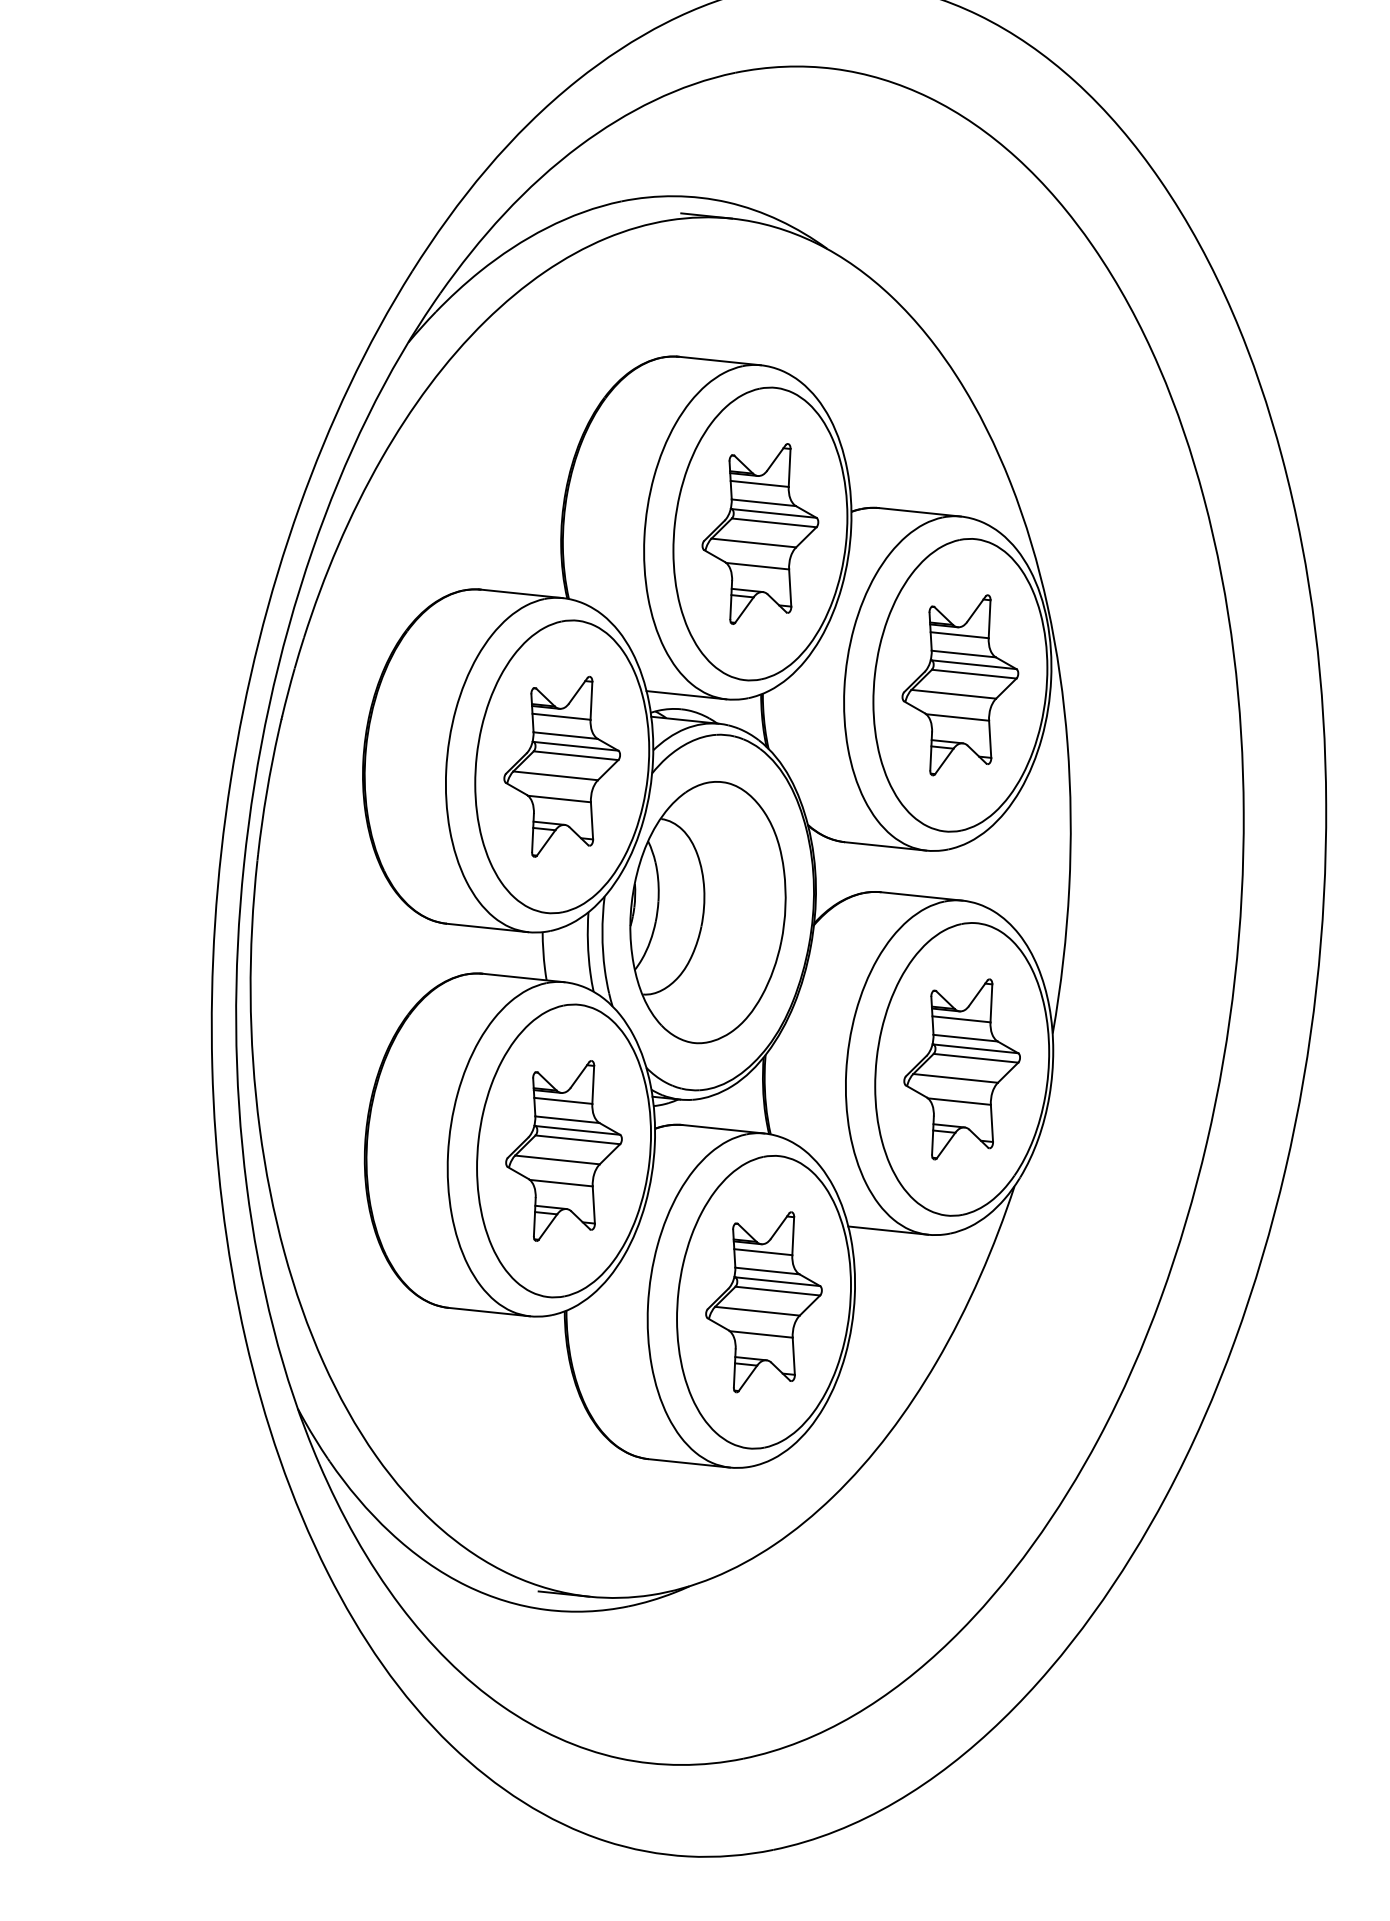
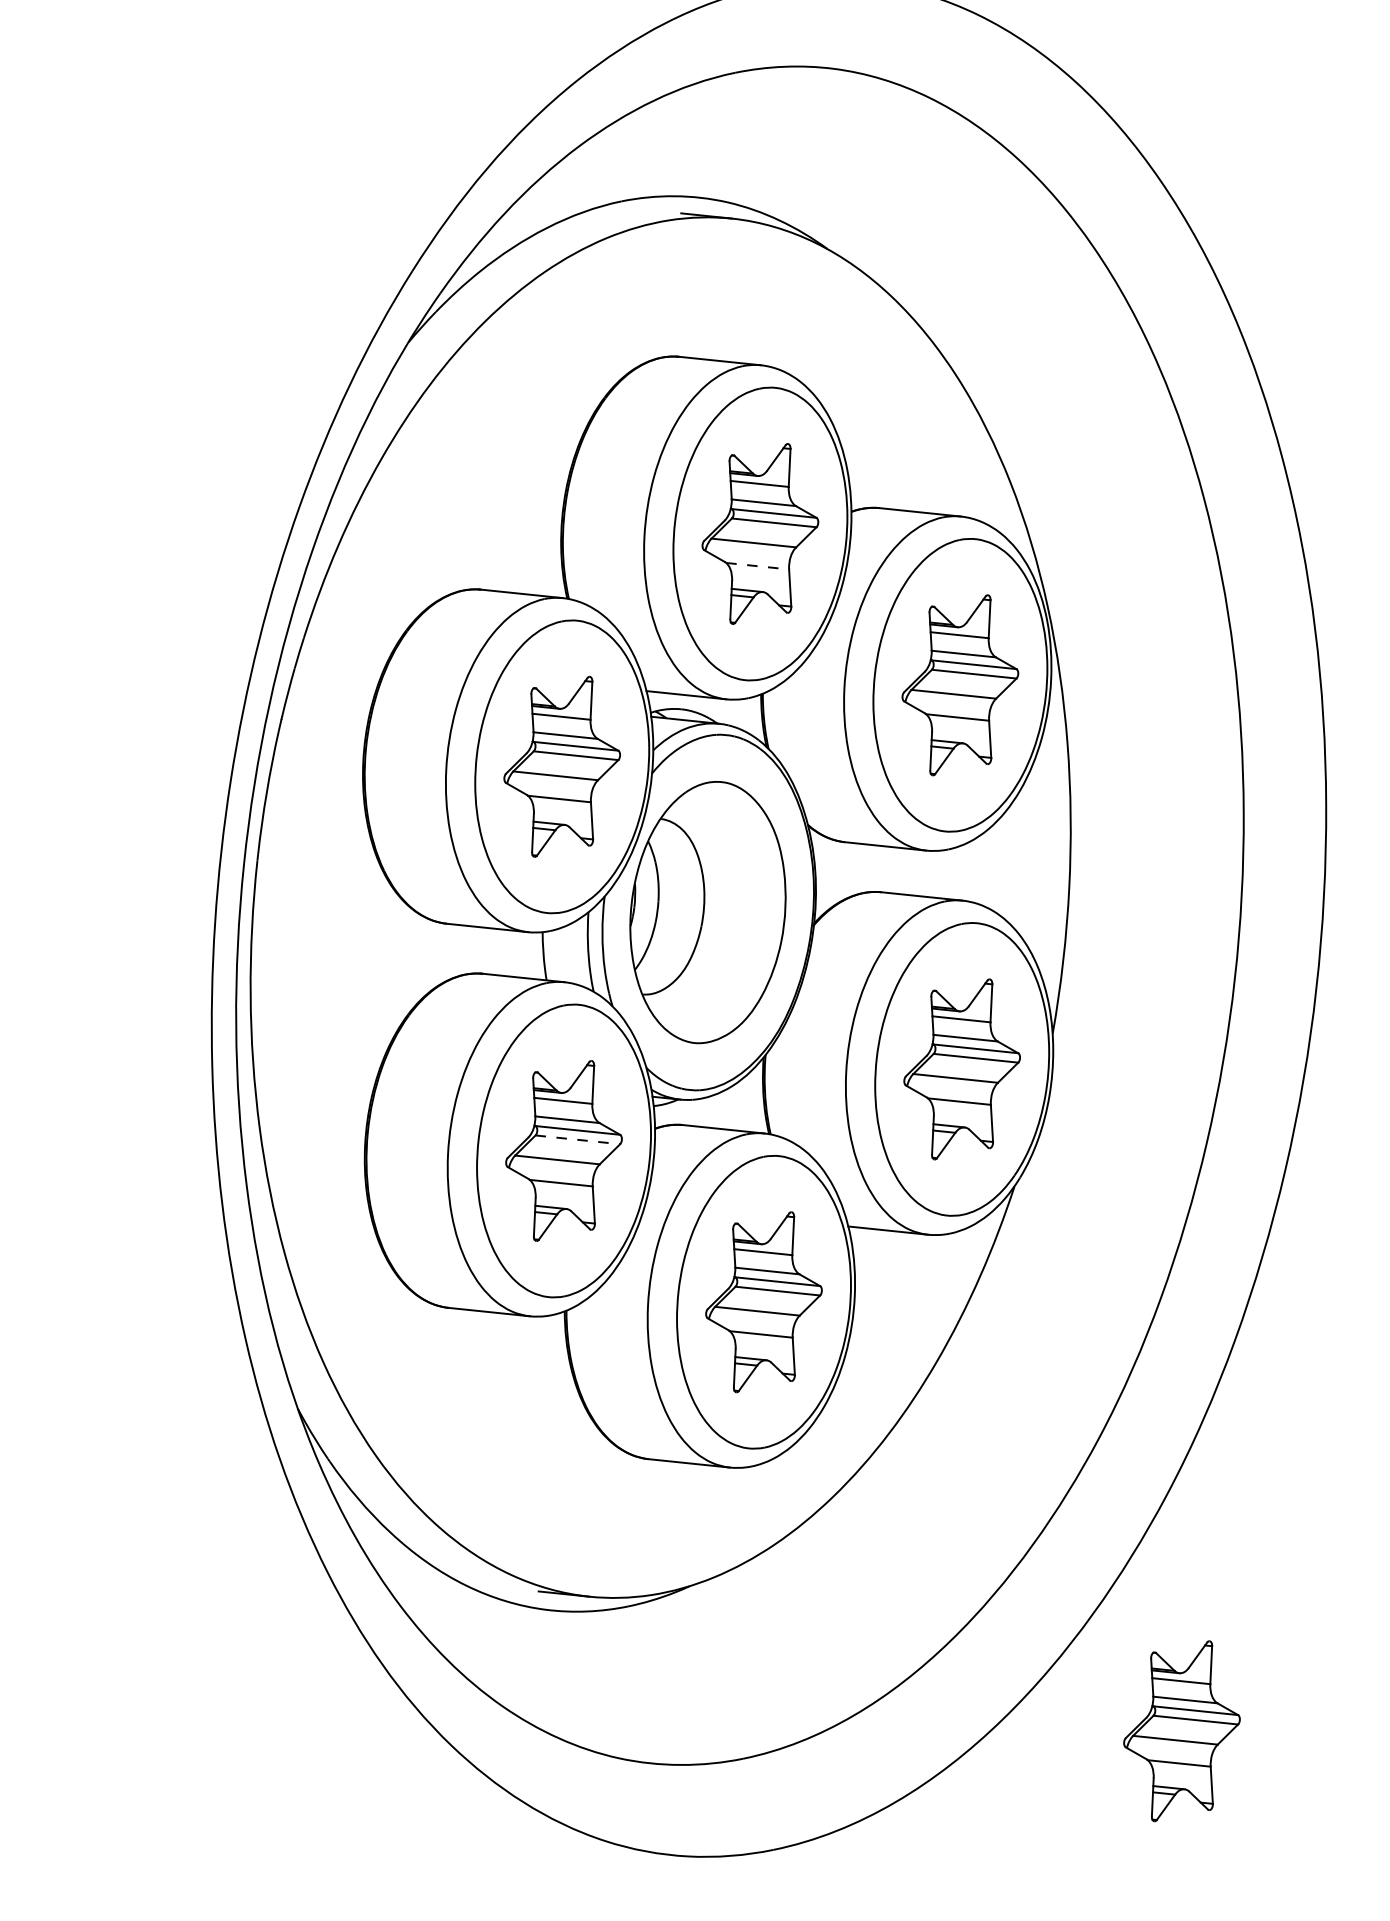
line: solid -> dashed (757, 566)
line: solid -> dashed (577, 1139)
part: none -> present (1181, 1731)
